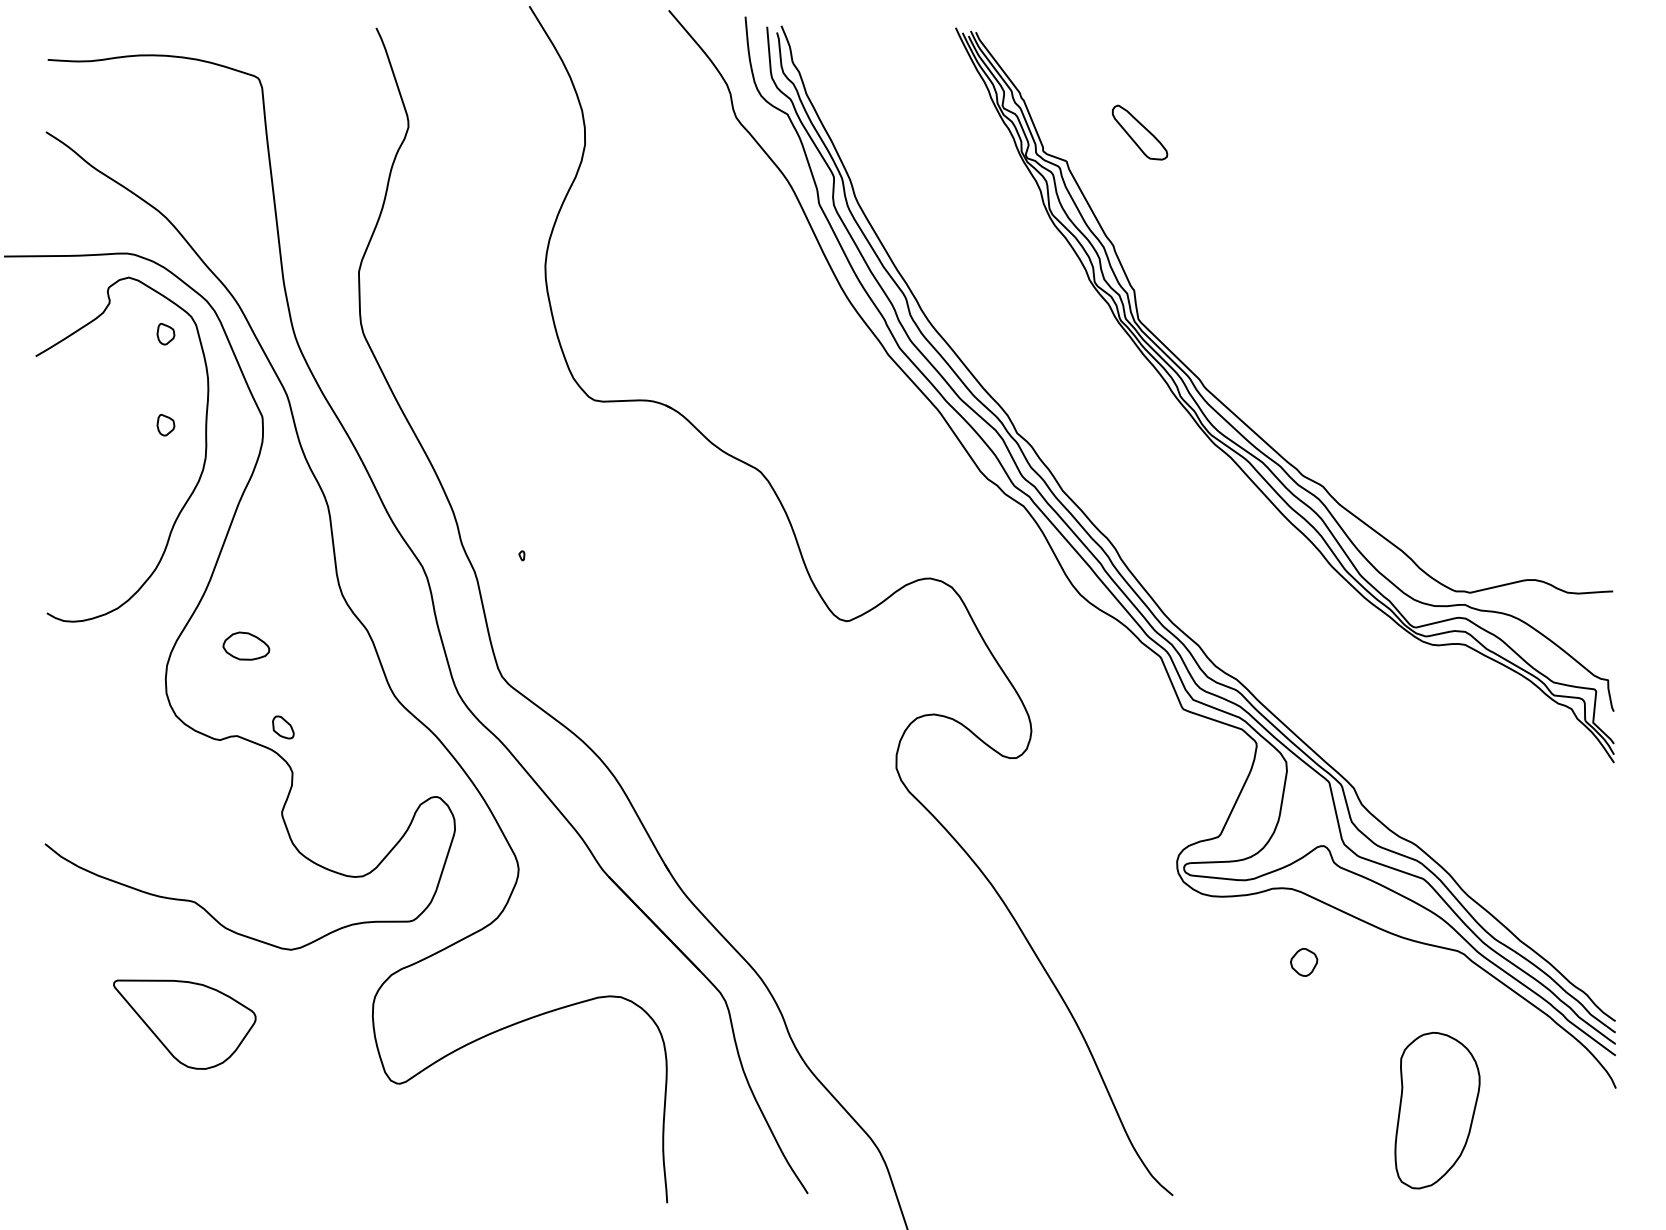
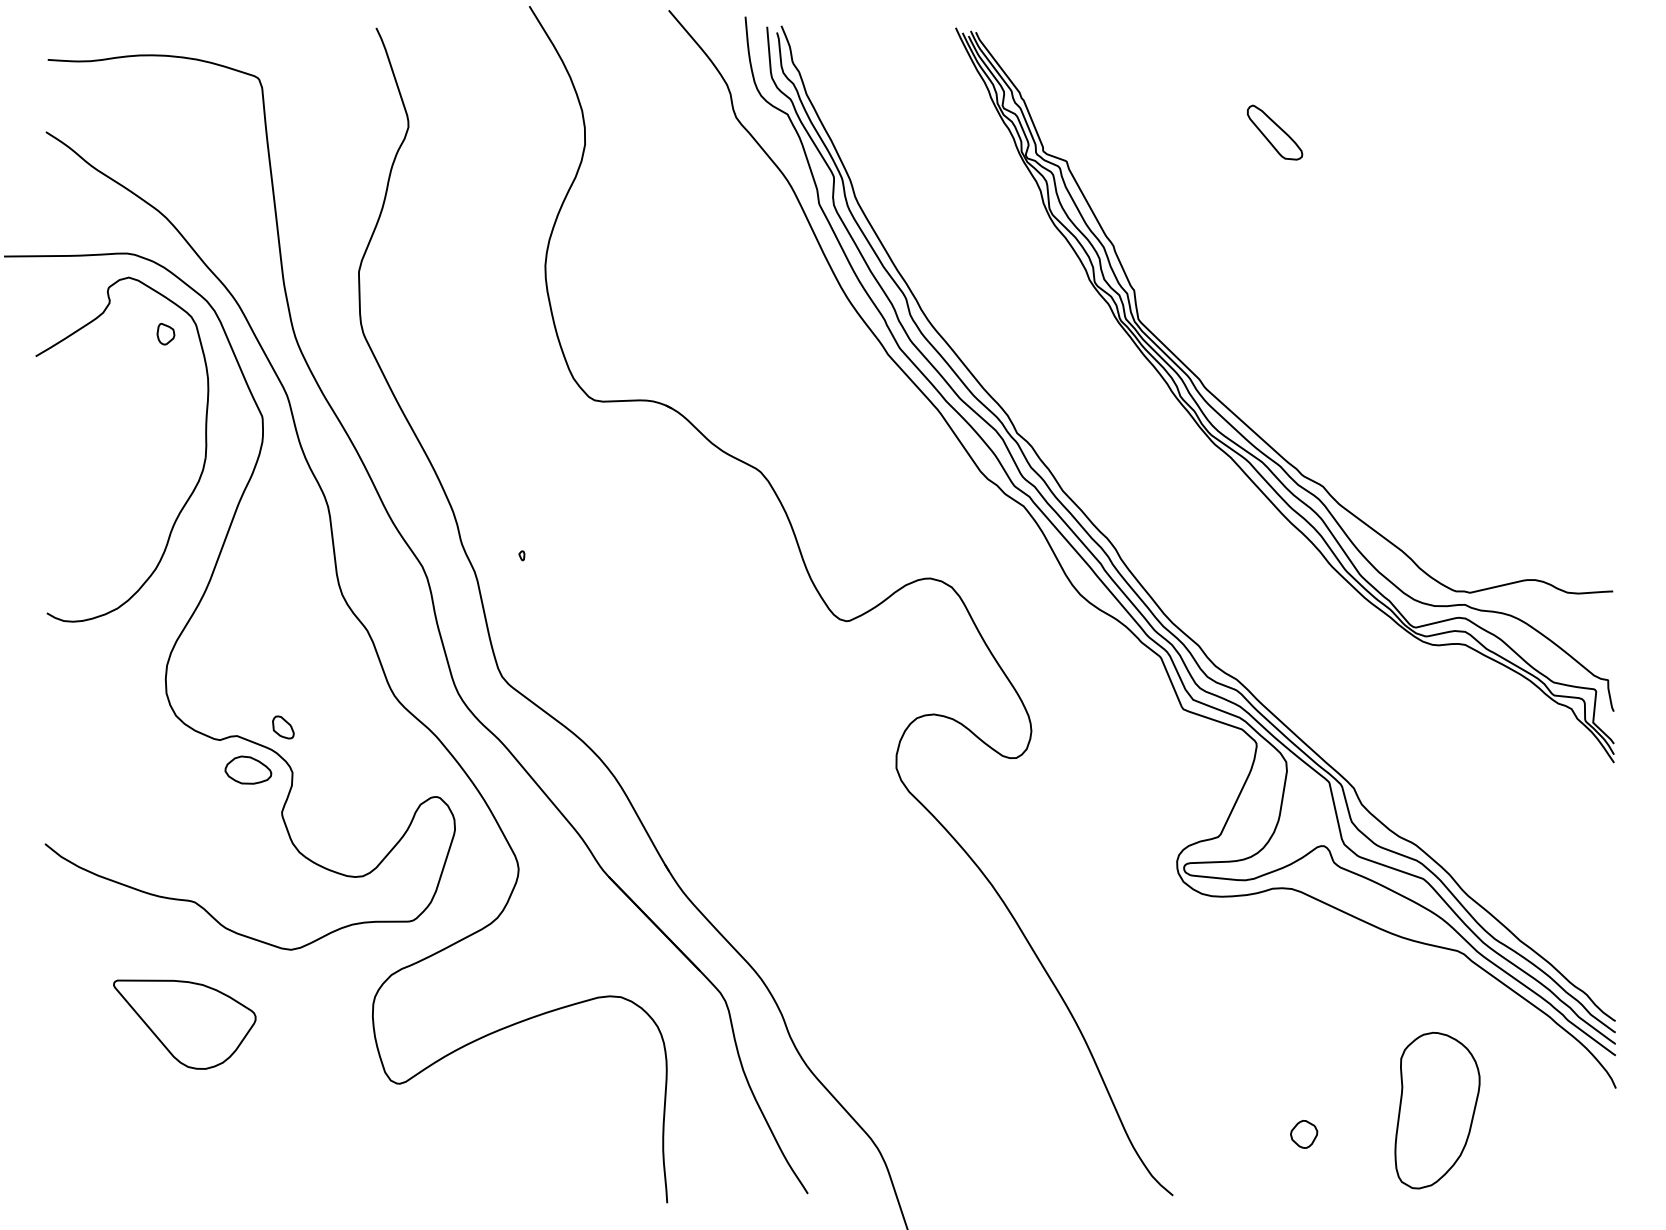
part position: (1140, 132) -> (1275, 132) (1275, 132)
part: present -> none (165, 424)
part position: (246, 645) -> (248, 769) (248, 769)
part position: (1304, 962) -> (1304, 1134) (1304, 1134)
